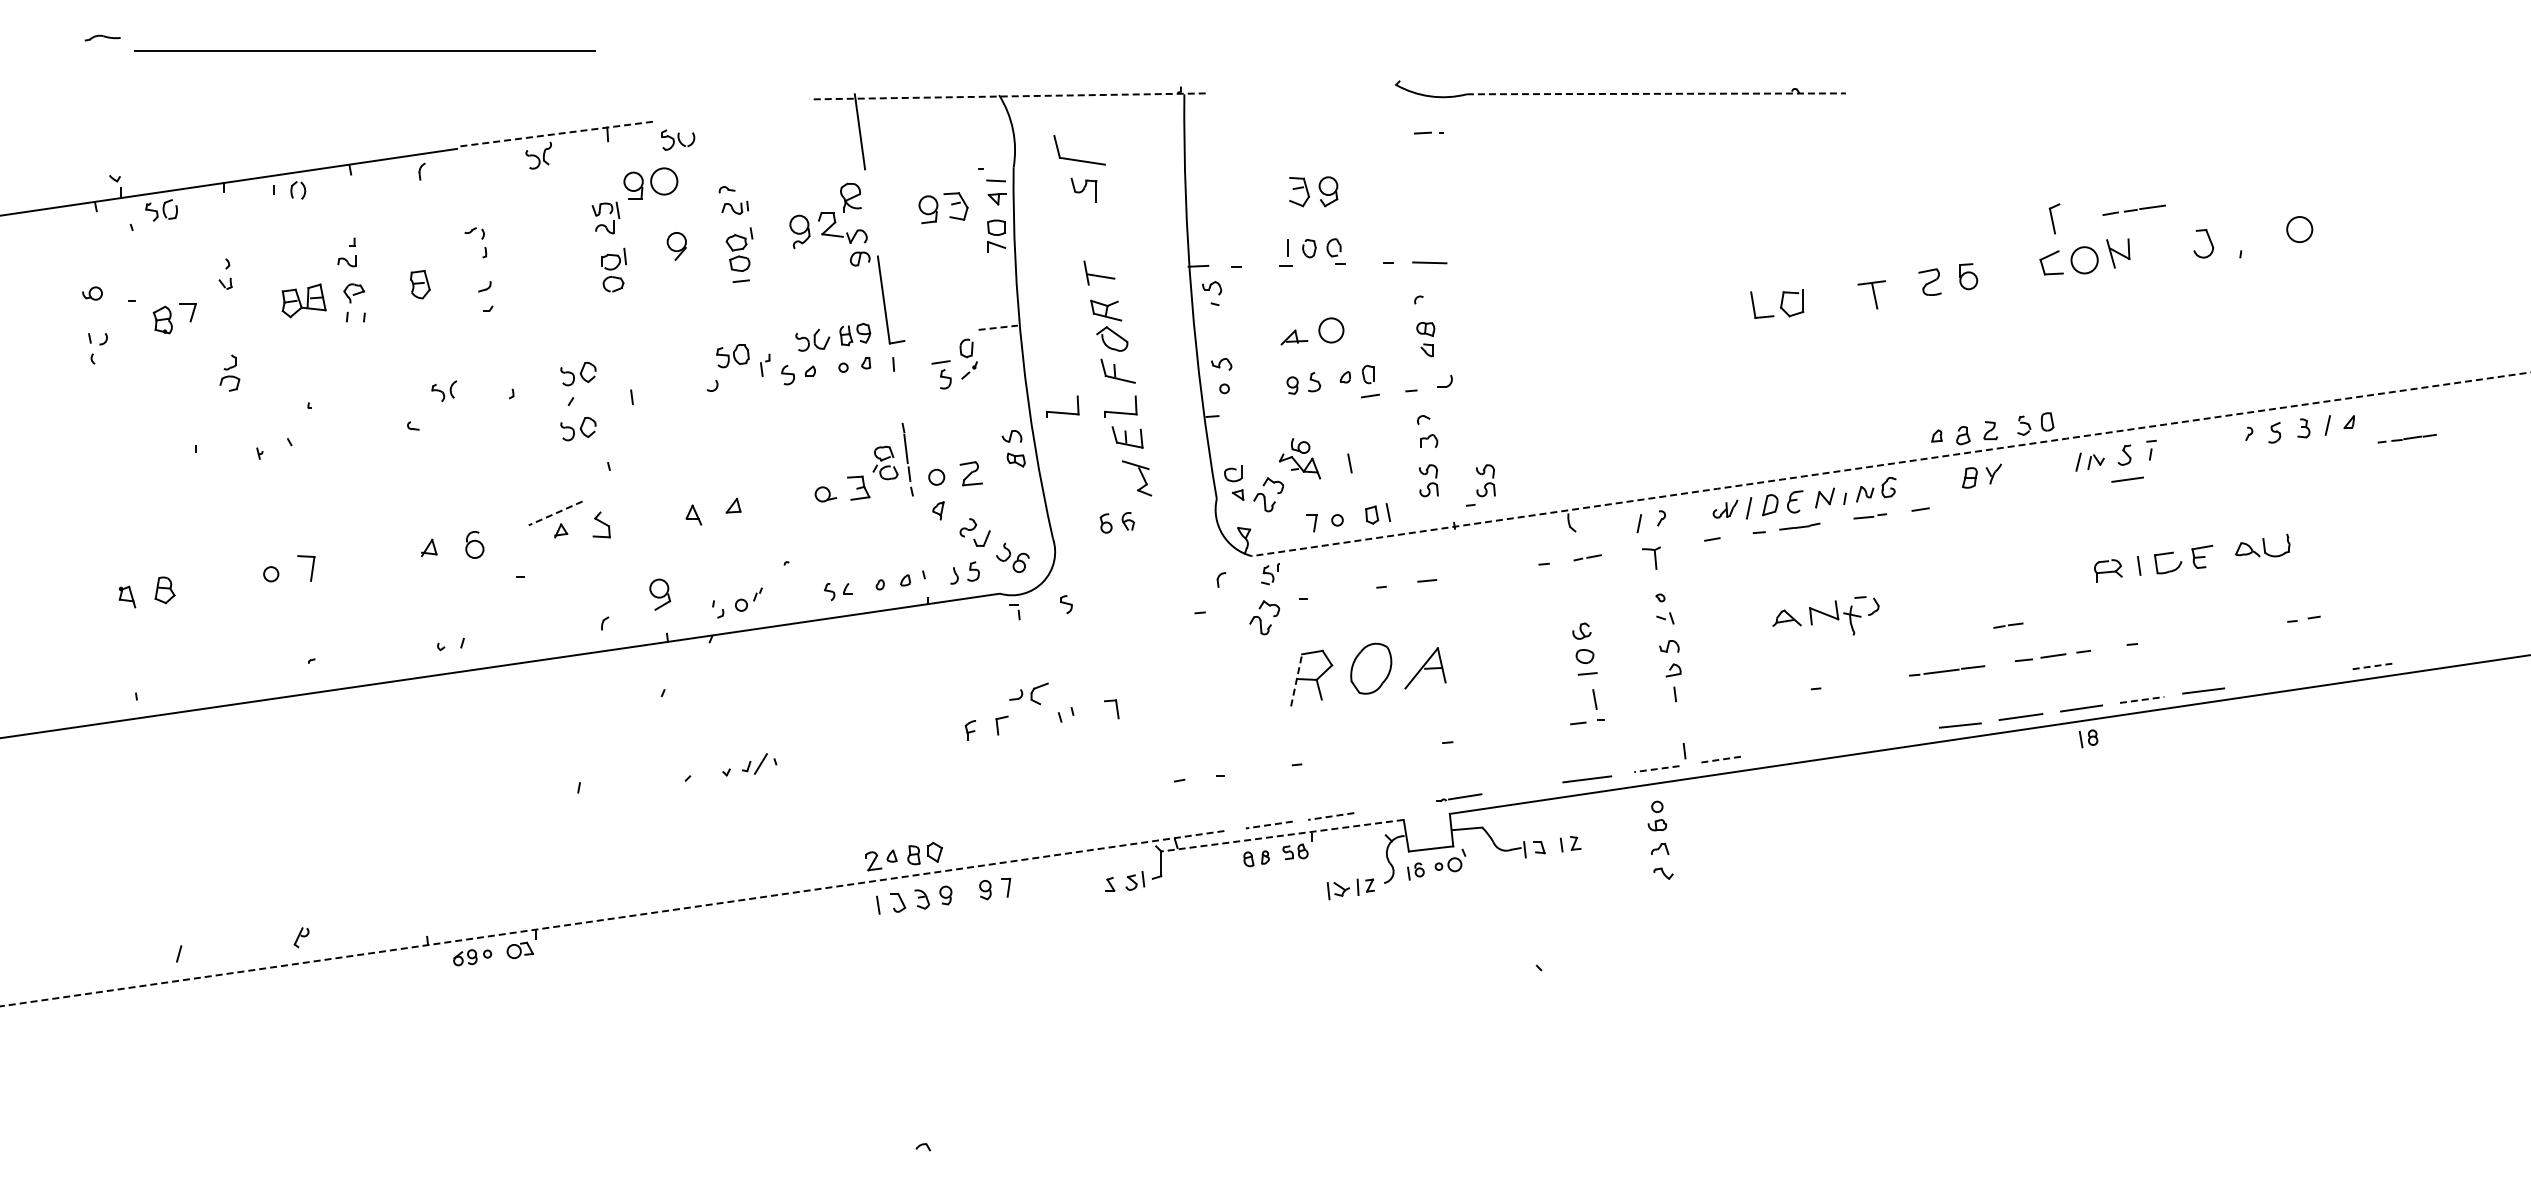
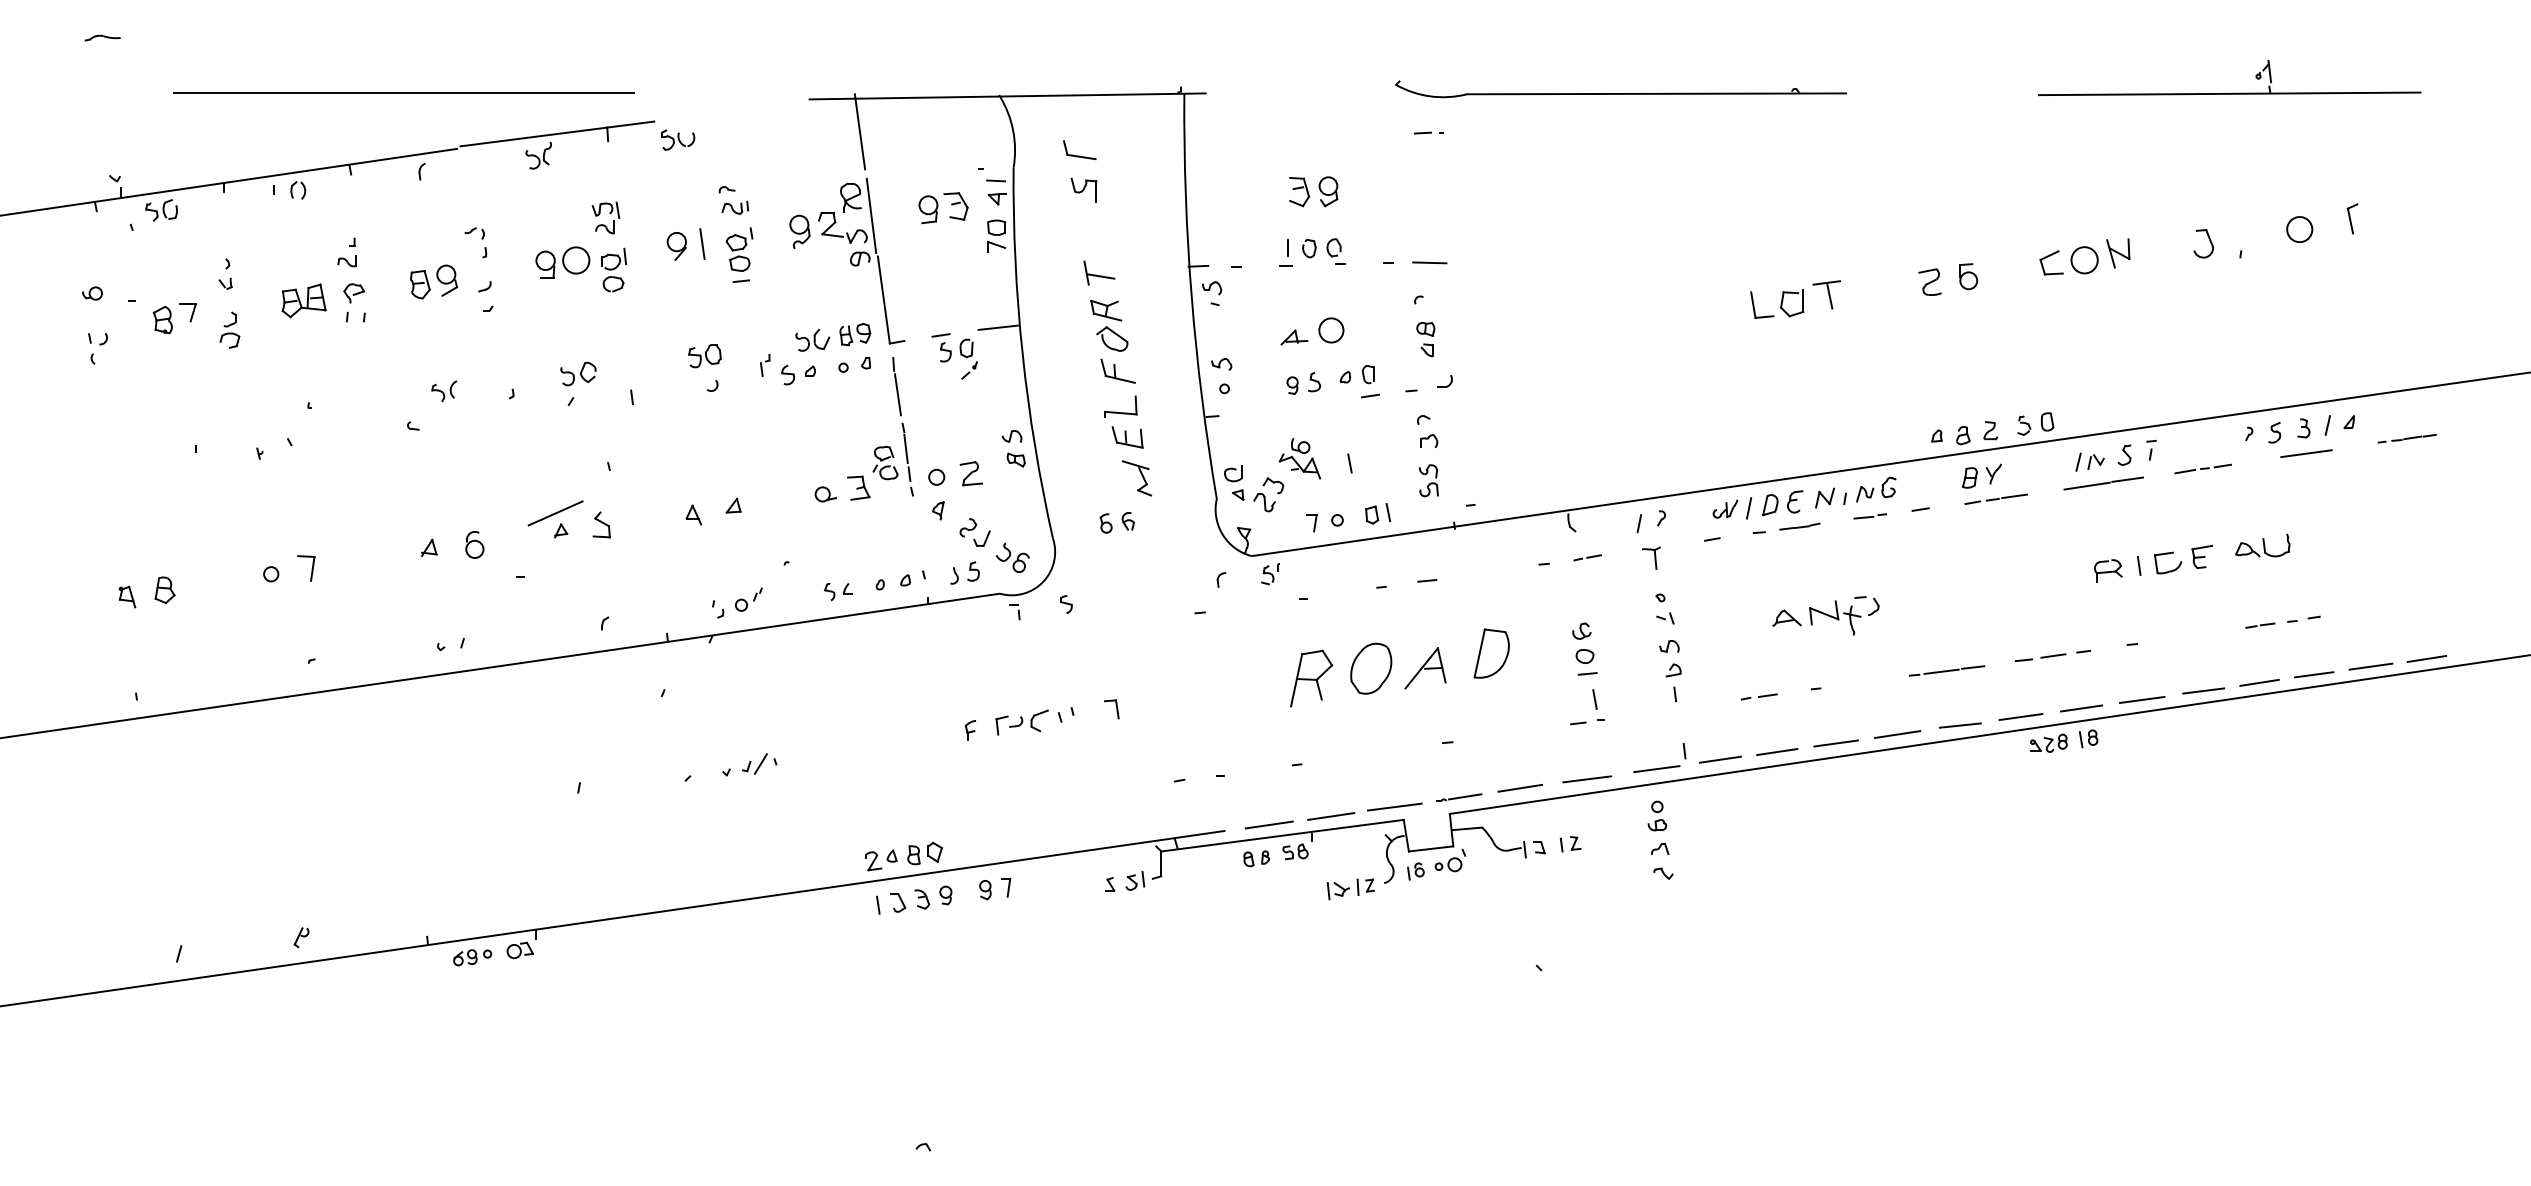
line position: (364, 50) -> (403, 92) (403, 92)
part: none -> present (2232, 92)
line: dashed -> solid (1656, 93)
line: dashed -> solid (1007, 96)
line: dashed -> solid (557, 133)
part size: 53x31 px -> 34x20 px (1079, 149)
part position: (650, 183) -> (562, 262) (562, 262)
line position: (2133, 209) -> (1995, 498) (1995, 498)
line: none -> present (871, 215)
part position: (2054, 218) -> (2352, 218) (2352, 218)
line: none -> present (702, 244)
part position: (1871, 294) -> (1826, 294) (1826, 294)
line: dashed -> solid (998, 327)
part position: (732, 356) -> (704, 356) (704, 356)
part position: (229, 372) -> (229, 329) (229, 329)
part position: (941, 374) -> (941, 347) (941, 347)
line: none -> present (897, 394)
part: present -> none (1062, 406)
part: present -> none (578, 429)
line: none -> present (2306, 453)
arc: dashed -> solid (1890, 464)
part: none -> present (2202, 468)
part: present -> none (1485, 480)
line: none -> present (2086, 485)
line: dashed -> solid (555, 513)
part position: (660, 594) -> (447, 280) (447, 280)
part: present -> none (1264, 617)
line position: (2008, 625) -> (2260, 625) (2260, 625)
part: none -> present (1491, 653)
line: none -> present (2426, 658)
line: dashed -> solid (2370, 666)
line: none -> present (2314, 674)
line: dashed -> solid (1296, 680)
line: none -> present (2259, 682)
part position: (1028, 693) -> (1028, 720) (1028, 720)
part: none -> present (1758, 696)
line: dashed -> solid (2142, 699)
line: none -> present (1897, 734)
part: none -> present (2048, 742)
line: none -> present (1835, 743)
line: none -> present (1777, 752)
line: dashed -> solid (1720, 759)
line: dashed -> solid (1656, 769)
line: none -> present (1520, 787)
line: none -> present (1394, 806)
line: dashed -> solid (1330, 816)
line: dashed -> solid (1269, 825)
line: dashed -> solid (1282, 835)
line: dashed -> solid (613, 918)
